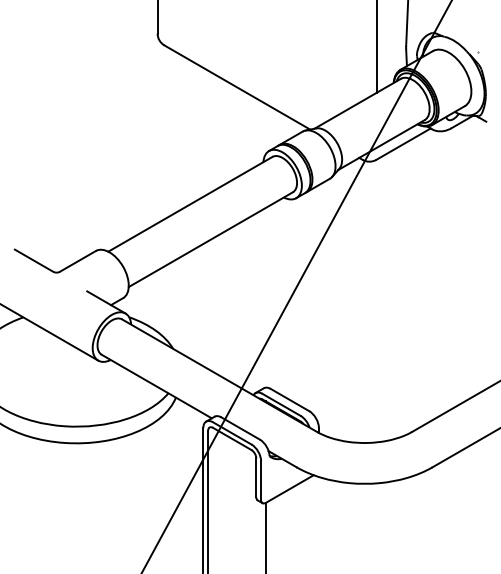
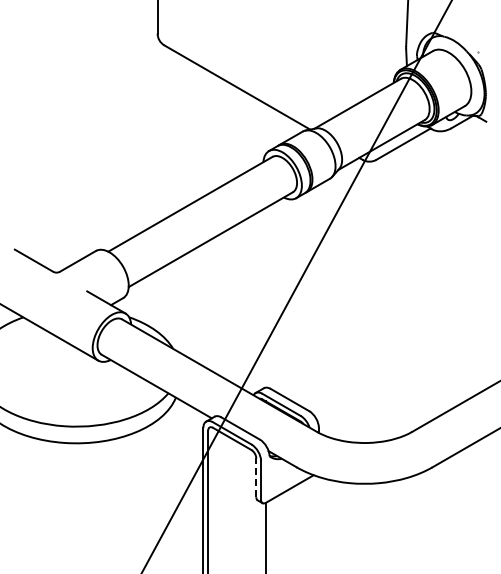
line: present -> none (376, 47)
line: solid -> dashed (256, 477)
